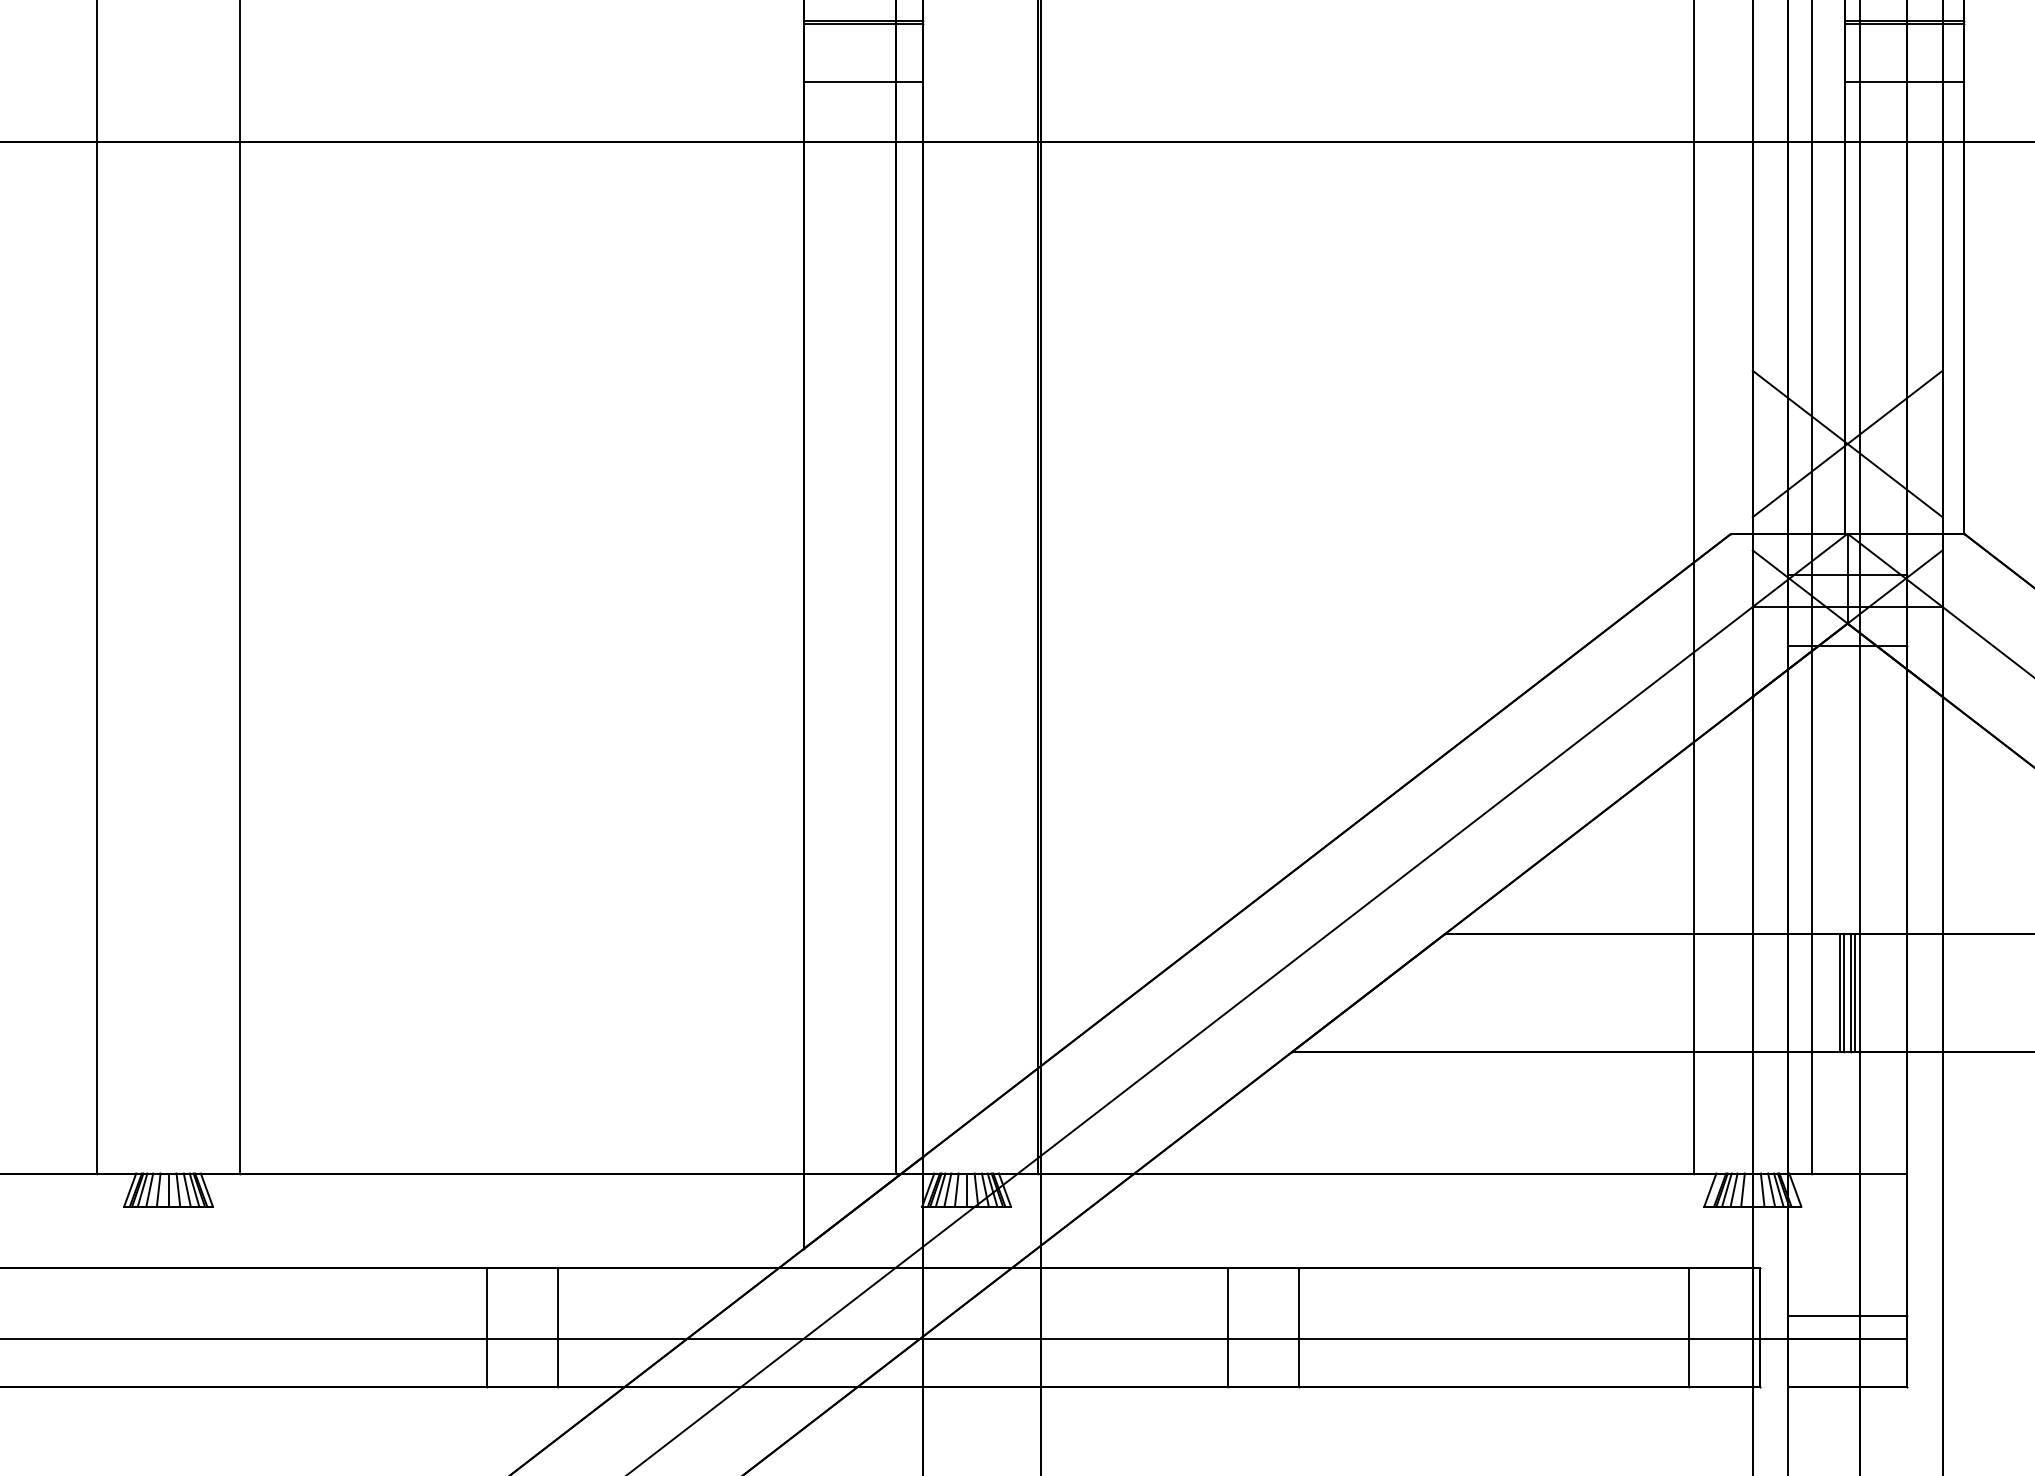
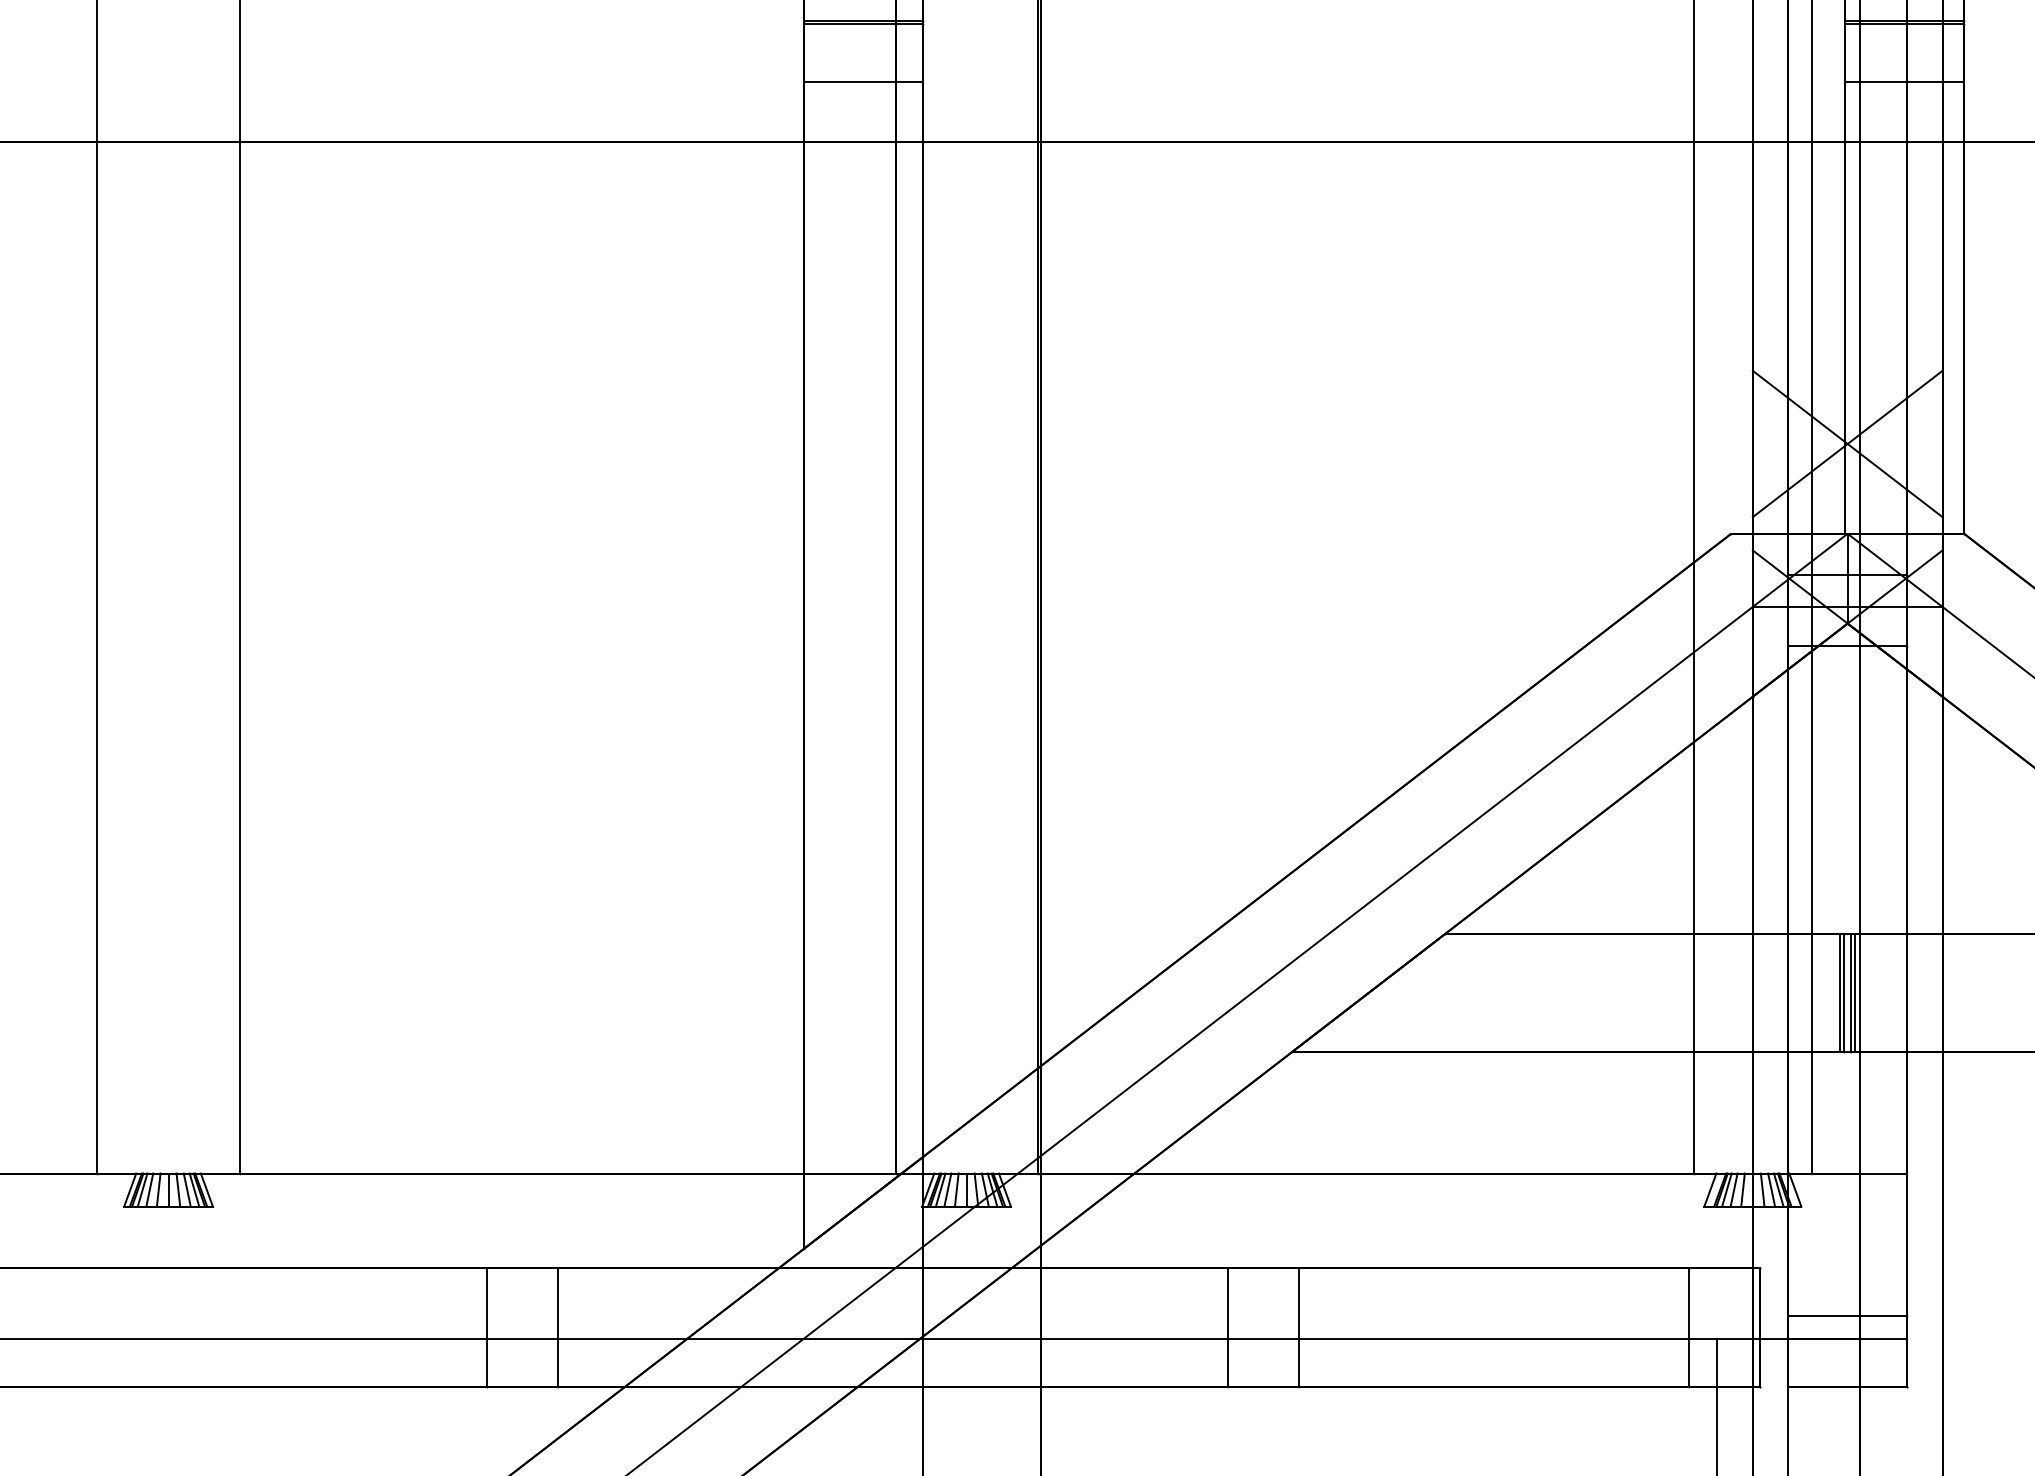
line: none -> present (1717, 1405)
